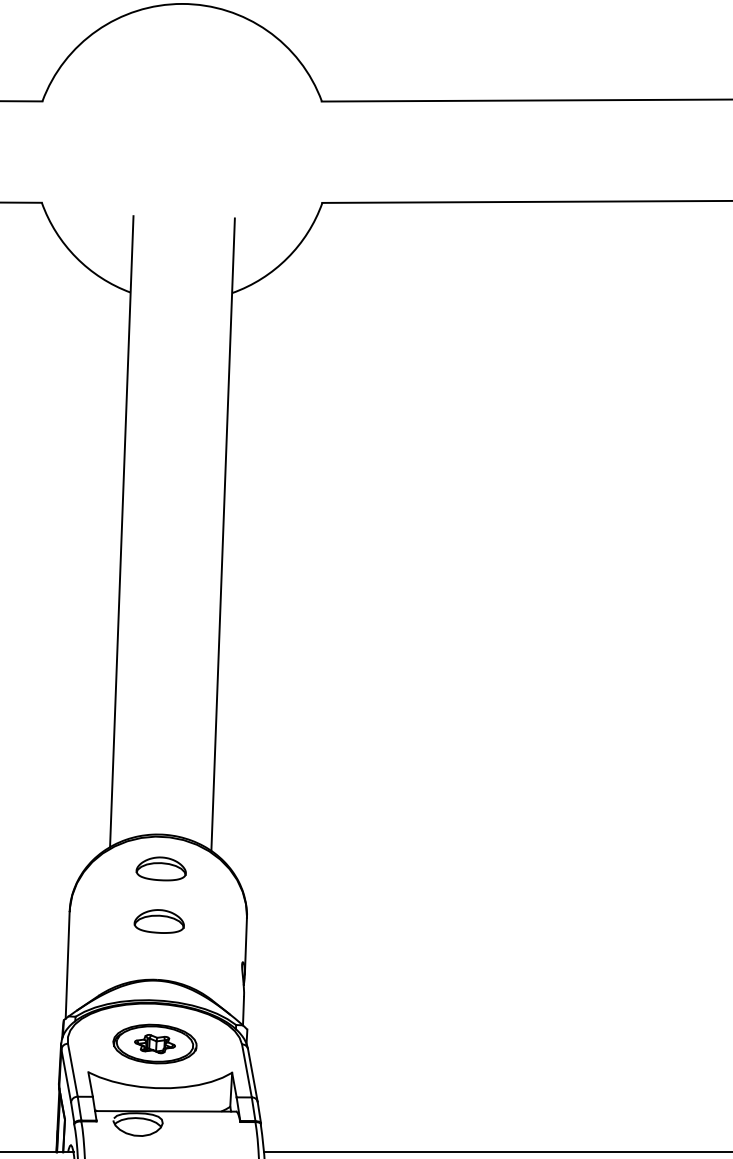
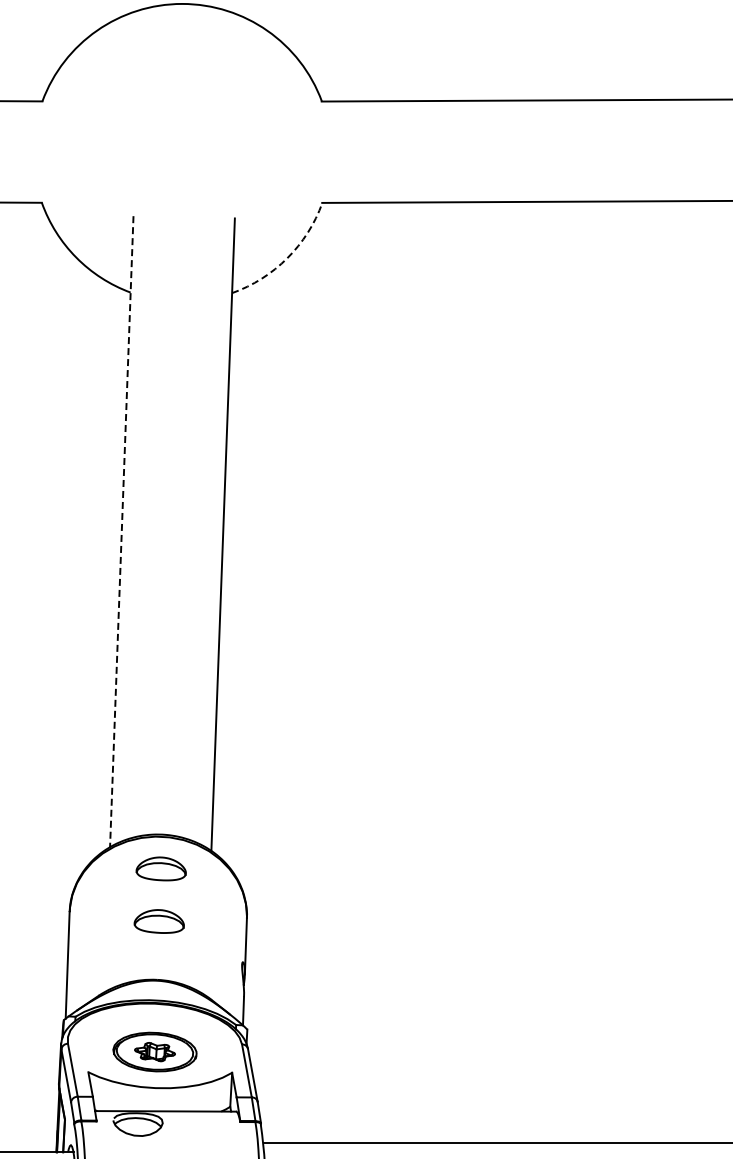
arc: solid -> dashed (287, 258)
line: solid -> dashed (121, 531)
part position: (154, 1043) -> (154, 1051) (154, 1051)
line position: (496, 1152) -> (496, 1143) (496, 1143)
